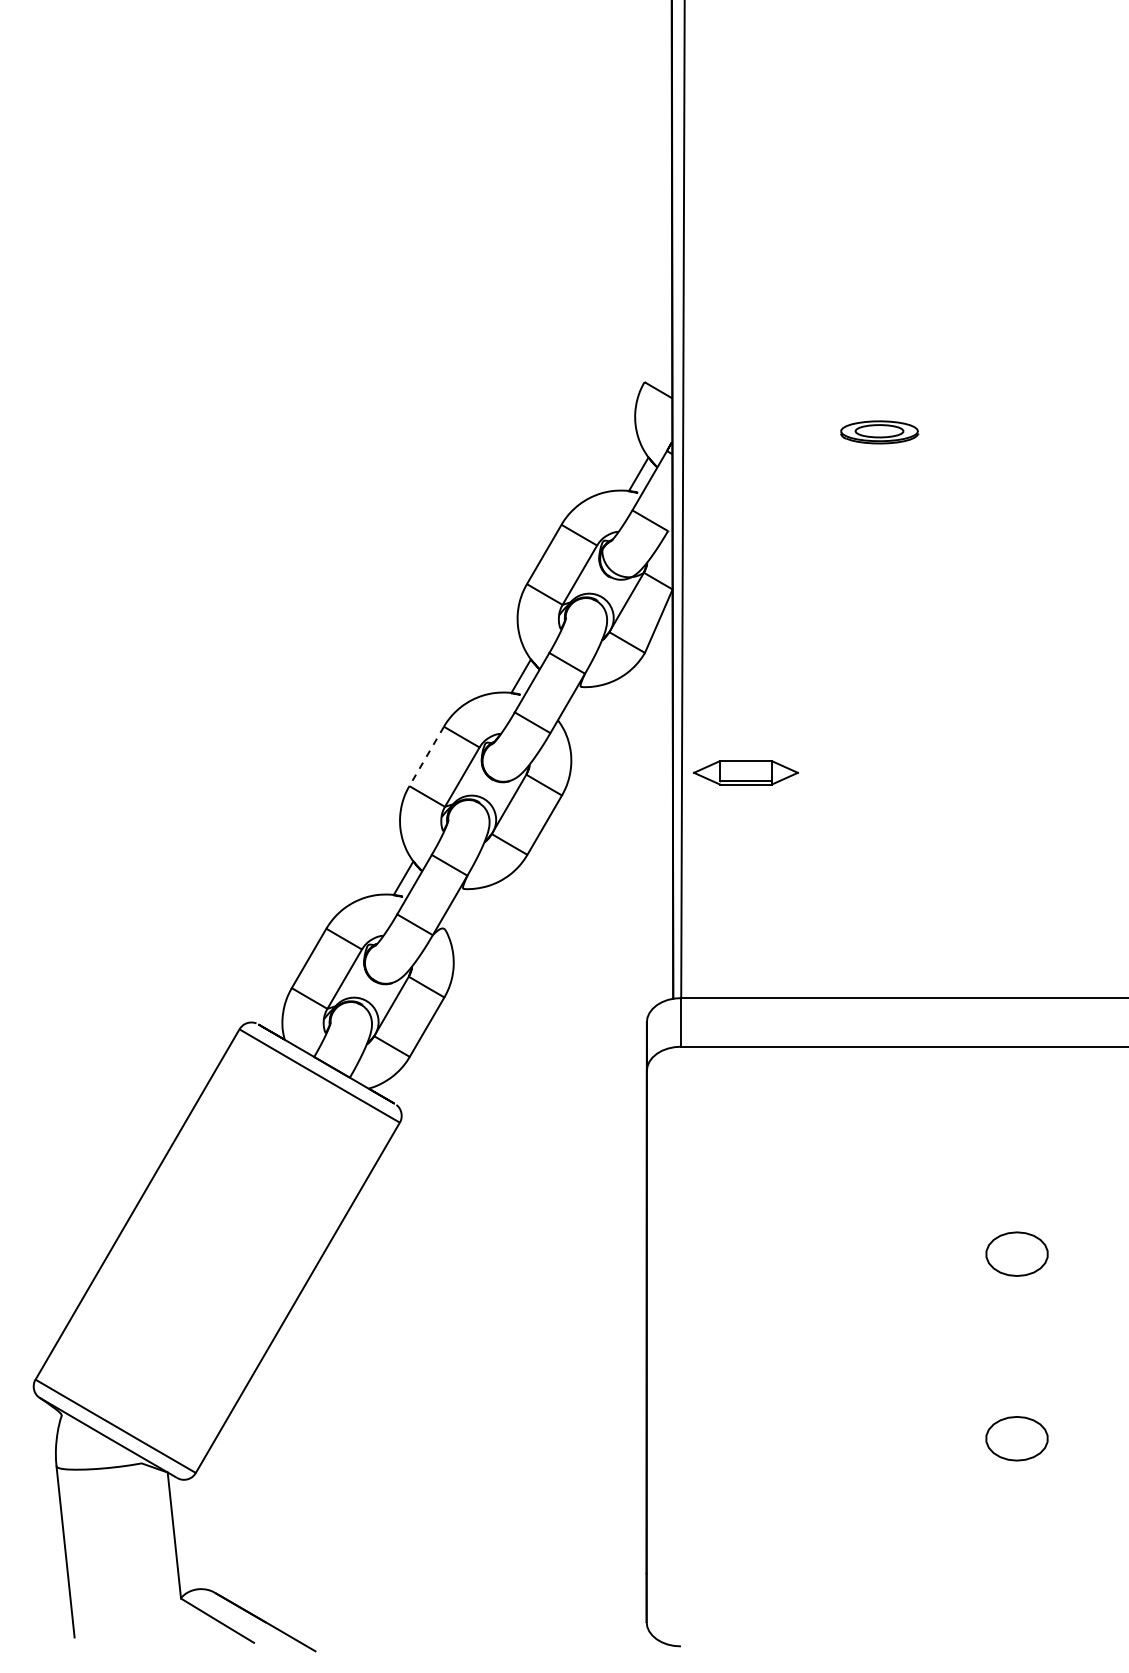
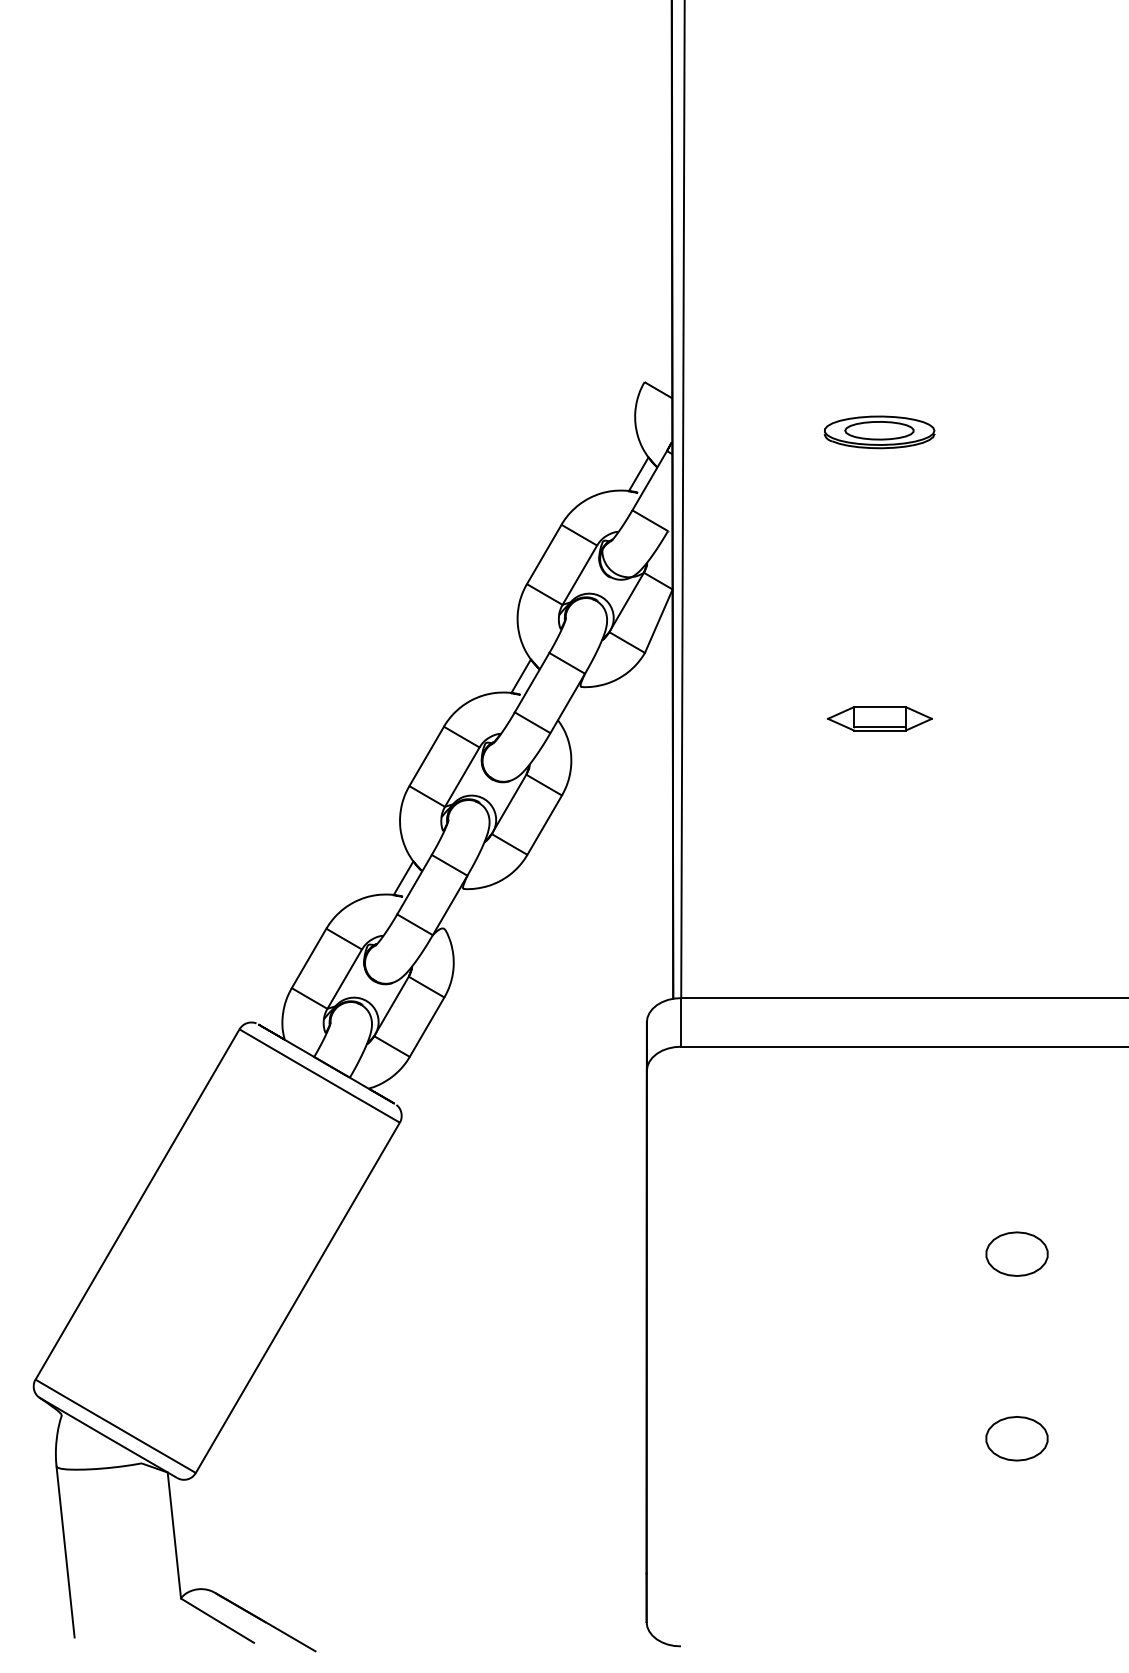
part size: 80x25 px -> 113x35 px (879, 432)
line: dashed -> solid (426, 756)
part position: (745, 772) -> (879, 718) (879, 718)
